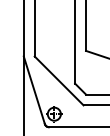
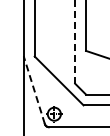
line: solid -> dashed (75, 41)
line: solid -> dashed (34, 89)
